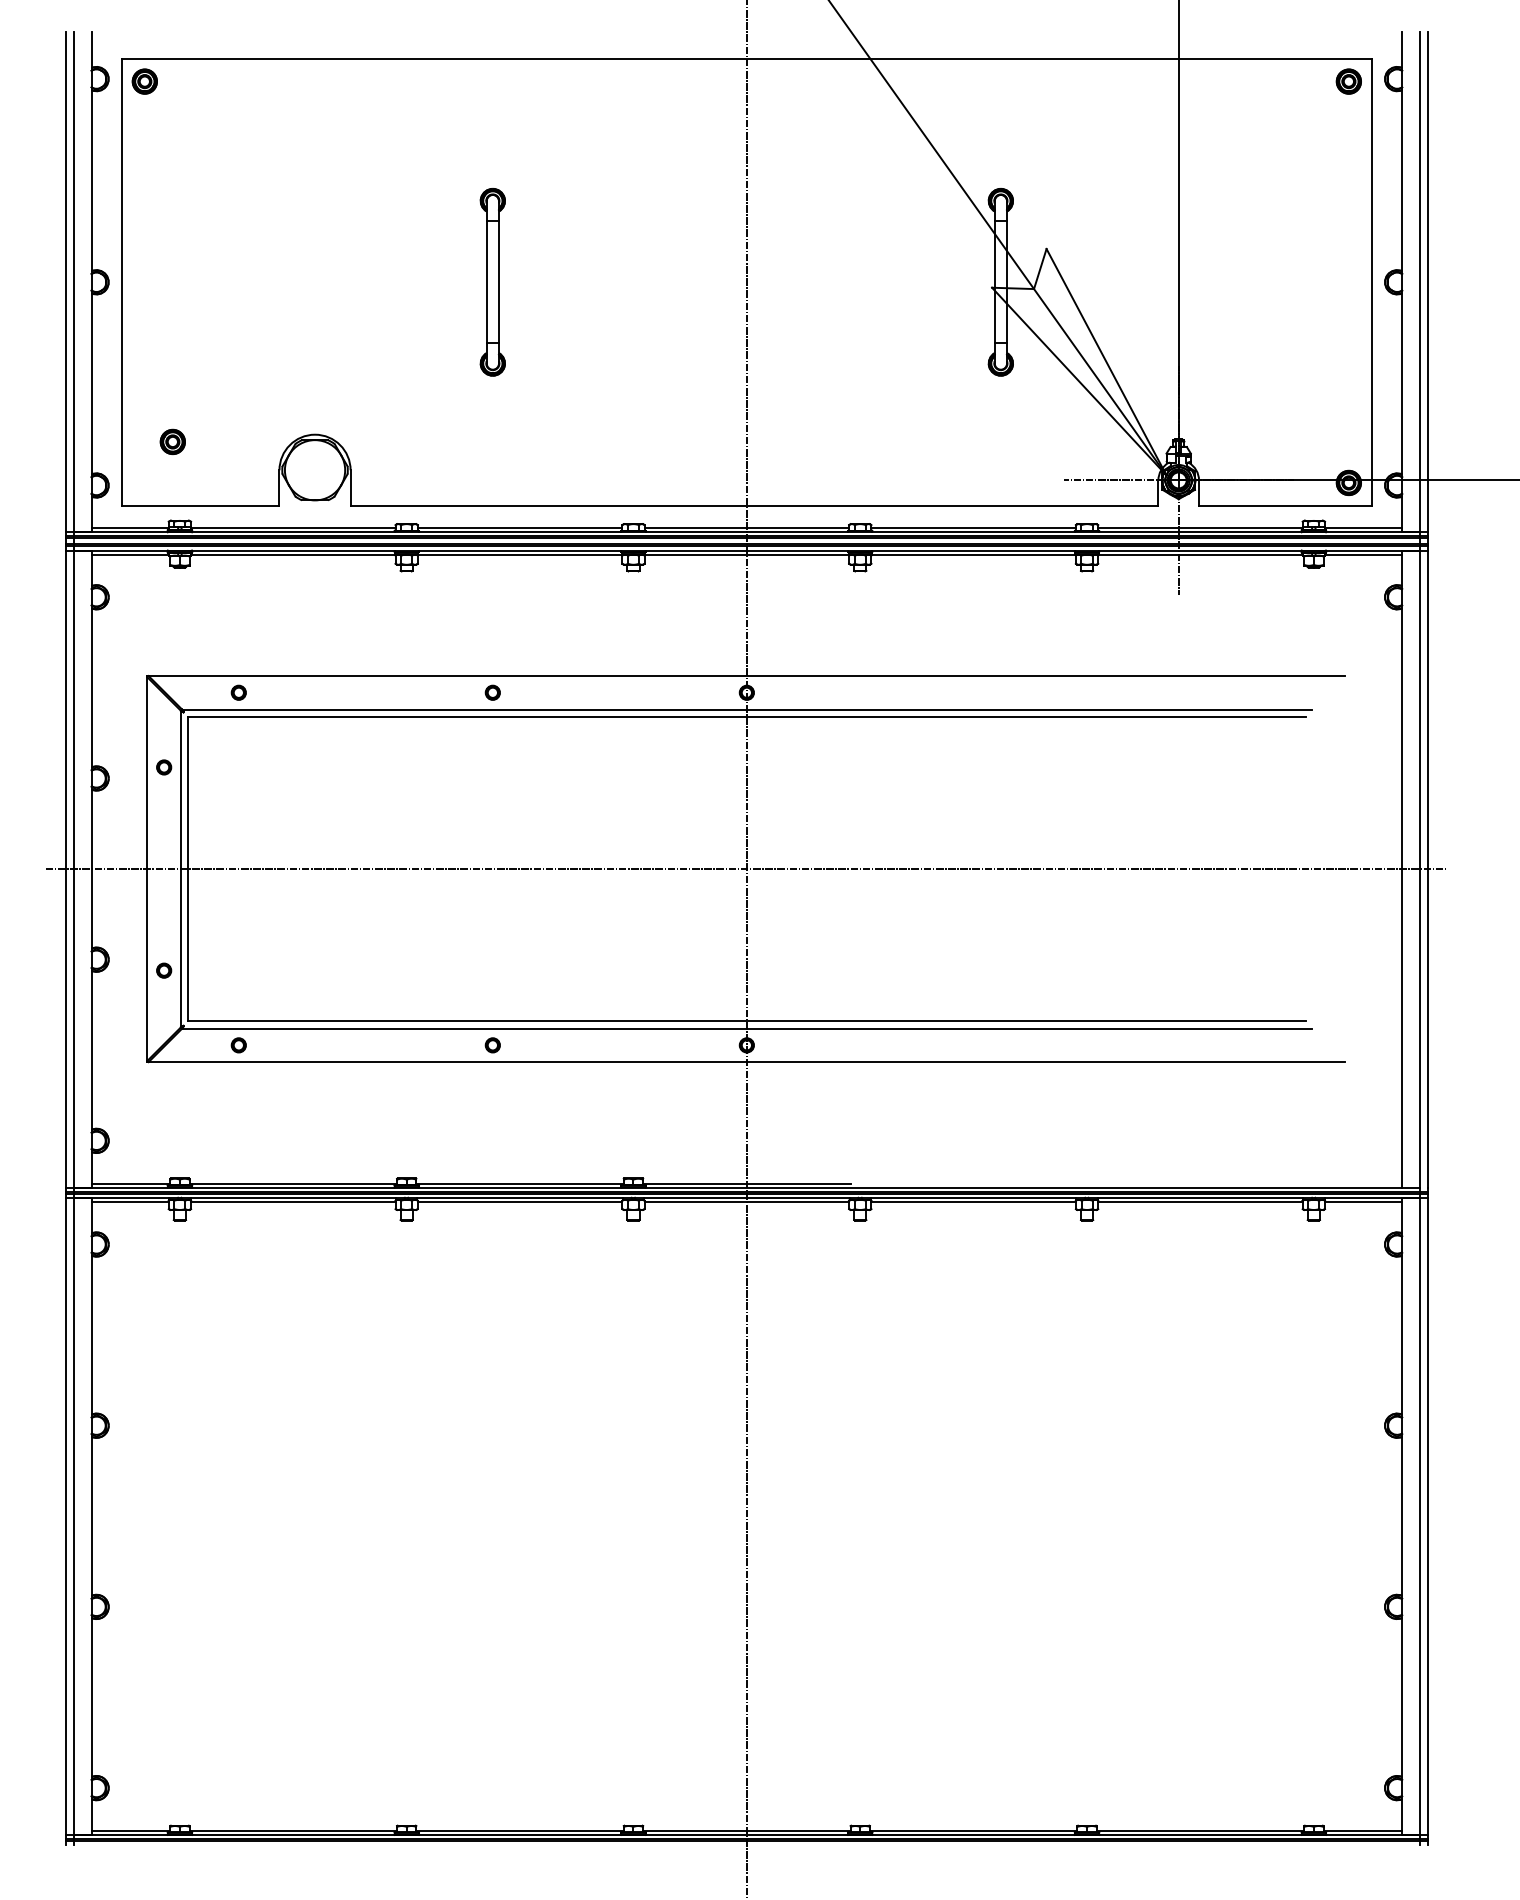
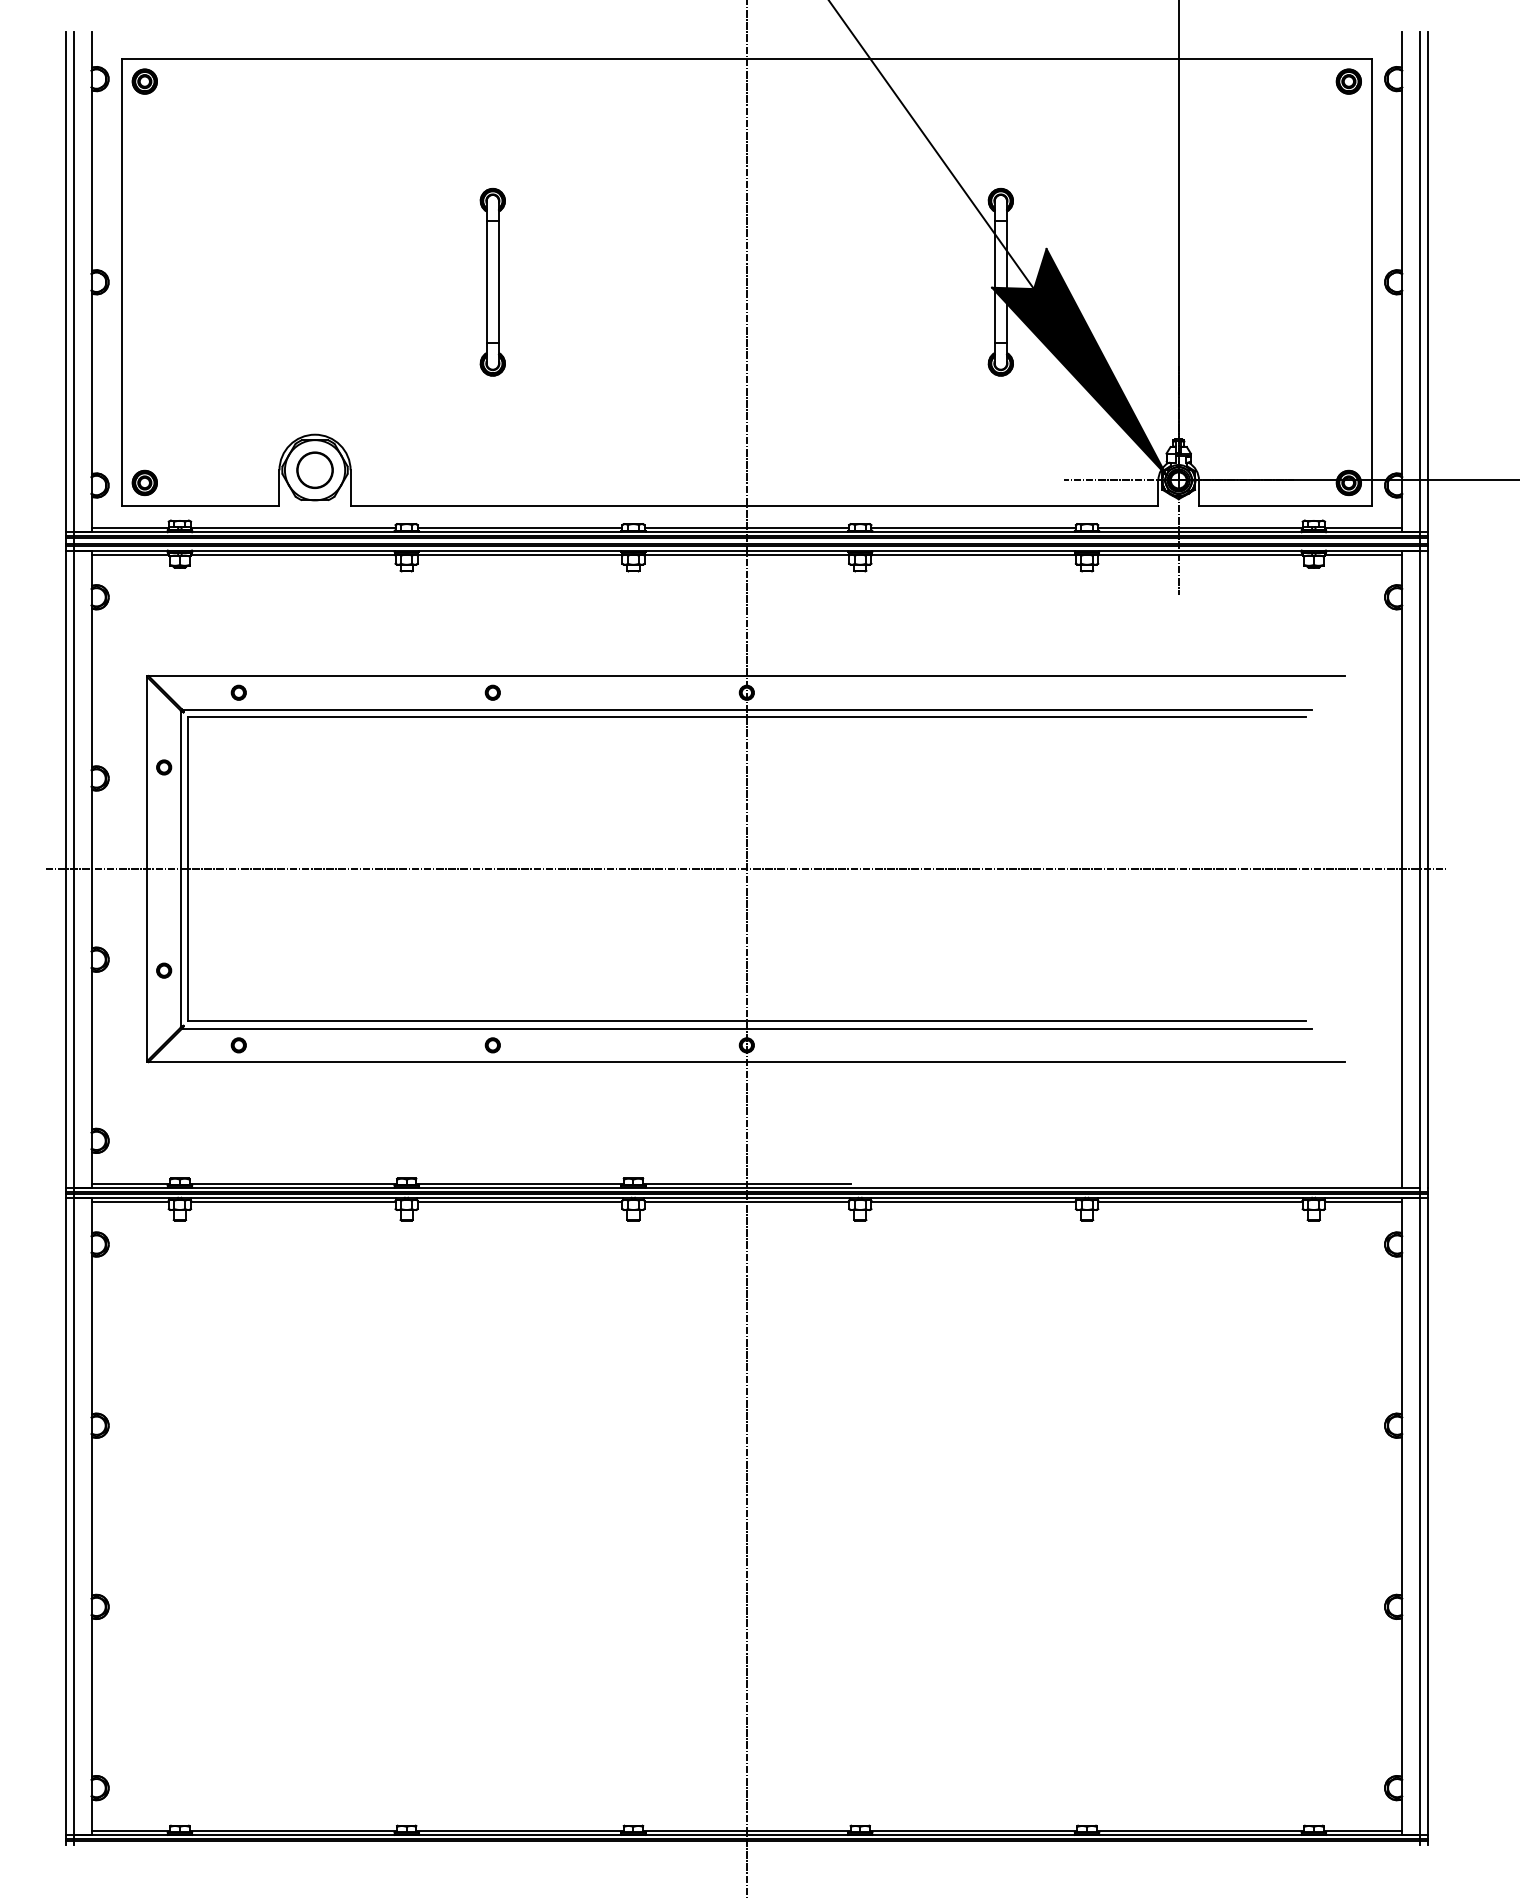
fill: none -> present (1079, 361)
part position: (172, 441) -> (144, 482) (144, 482)
circle: none -> present (314, 469)
